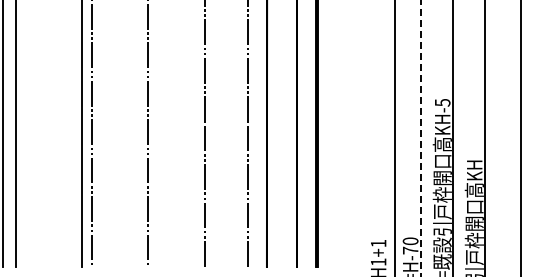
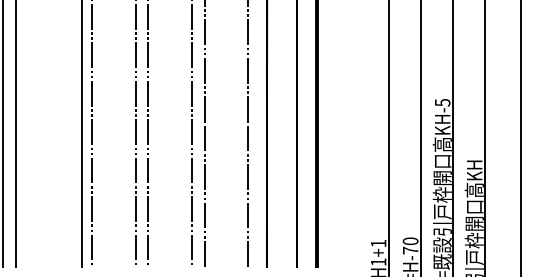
line: none -> present (135, 134)
line: none -> present (191, 134)
line position: (394, 137) -> (388, 137) (388, 137)
line: dashed -> solid (420, 138)
